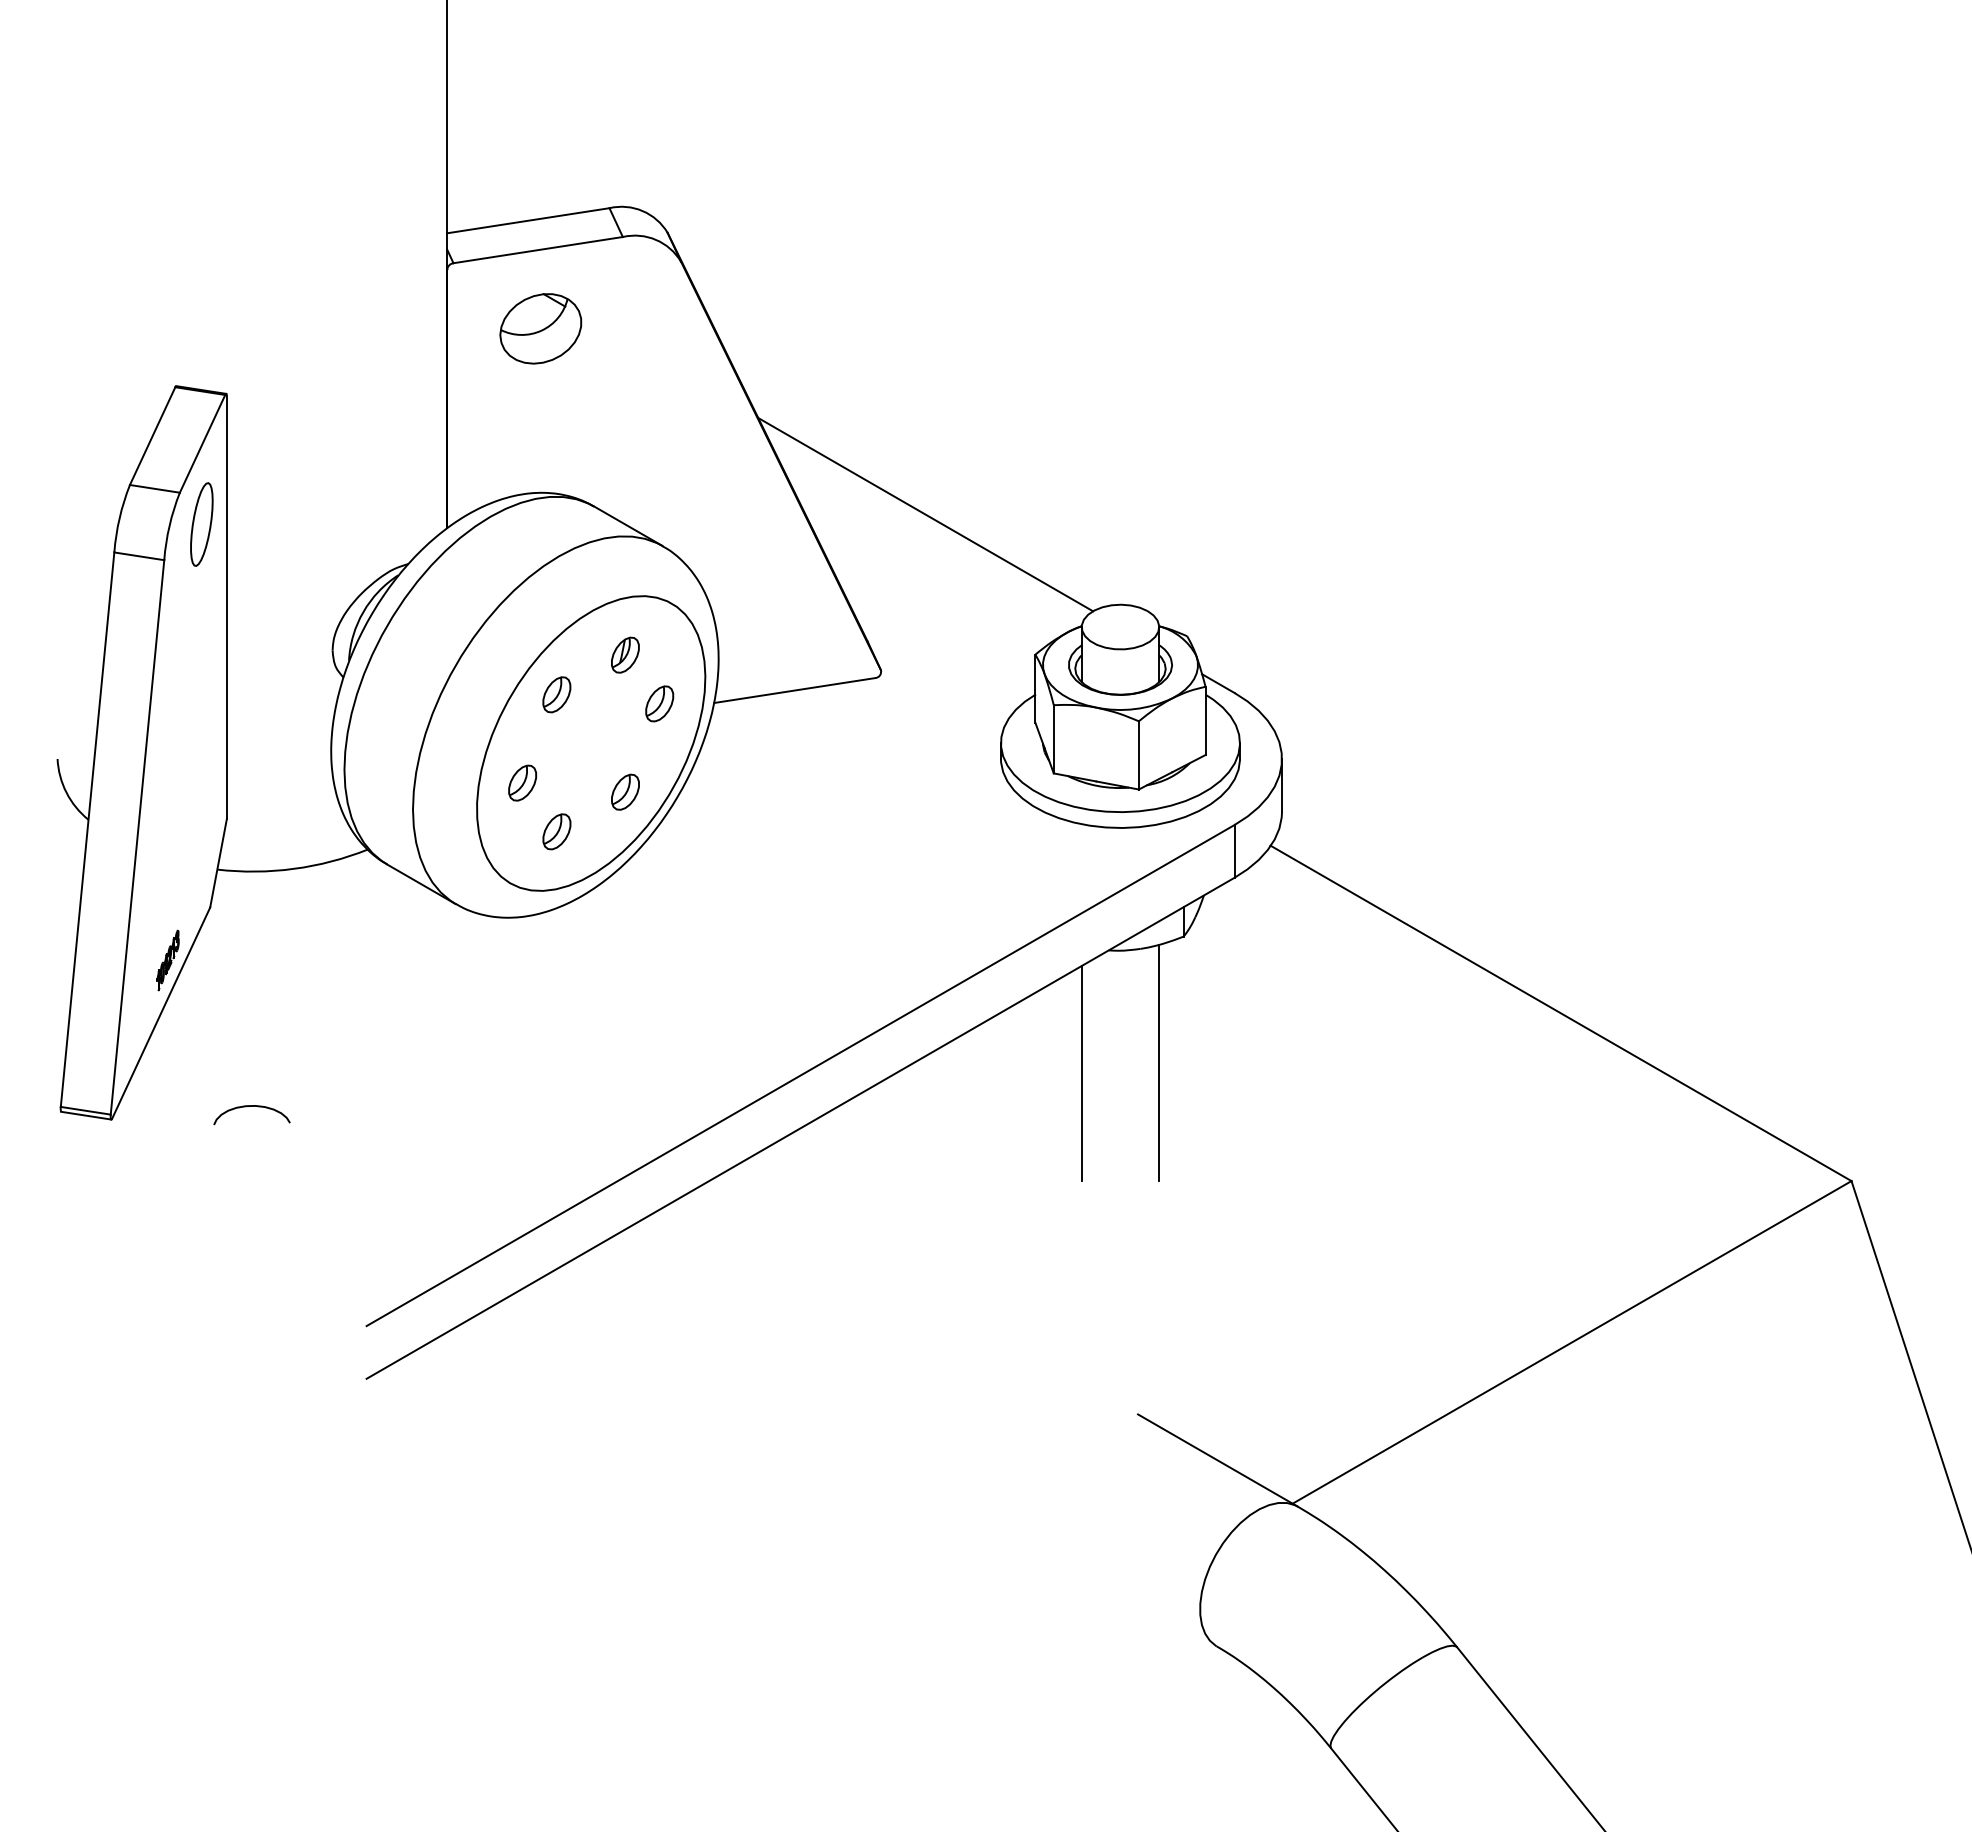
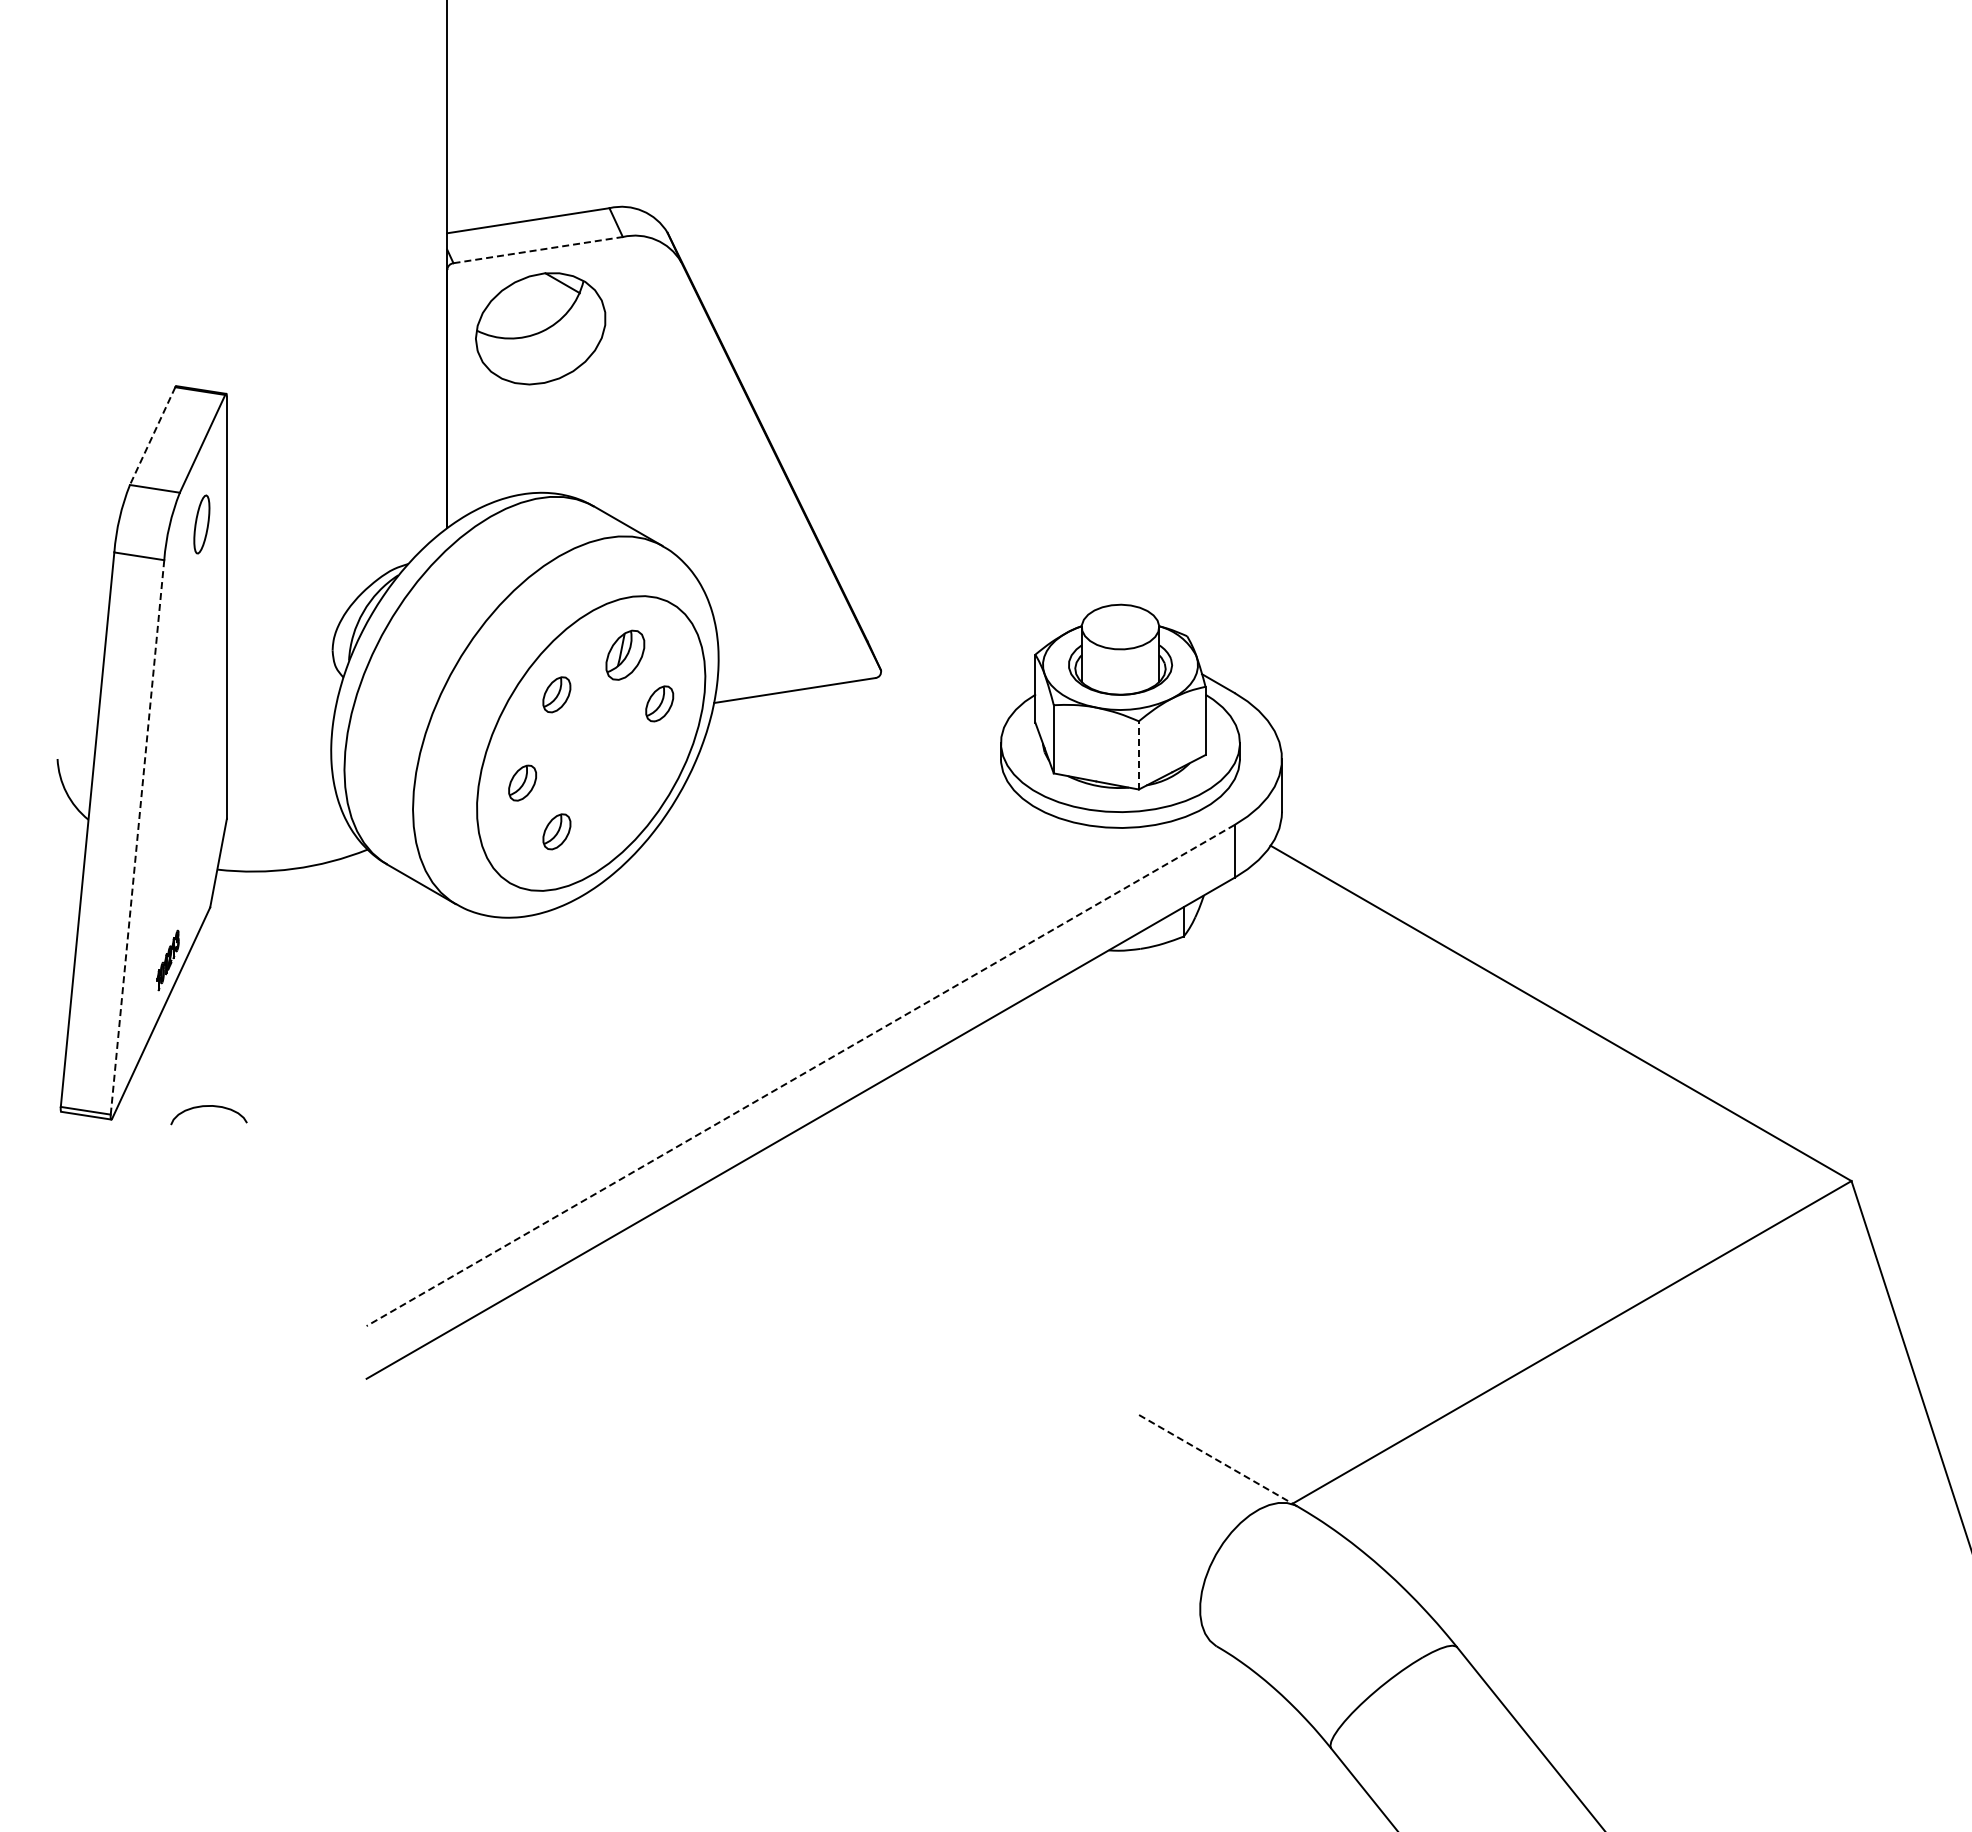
line: solid -> dashed (538, 250)
part size: 84x72 px -> 132x114 px (540, 328)
line: solid -> dashed (152, 436)
line: present -> none (925, 514)
part size: 24x85 px -> 18x61 px (201, 524)
part size: 29x38 px -> 41x52 px (625, 654)
line: solid -> dashed (1138, 754)
part: present -> none (625, 791)
line: solid -> dashed (137, 837)
line: present -> none (1159, 1062)
line: present -> none (1081, 1073)
line: solid -> dashed (800, 1075)
curve position: (251, 1106) -> (208, 1106) (208, 1106)
line: solid -> dashed (1217, 1460)
